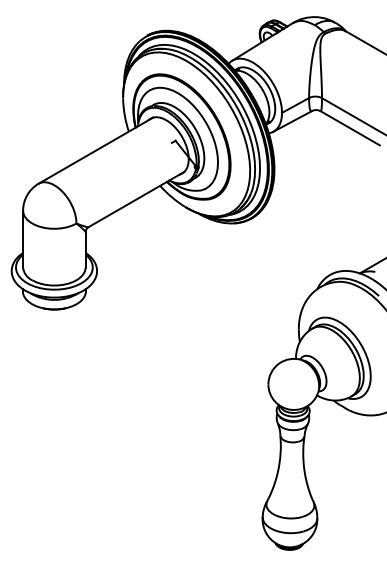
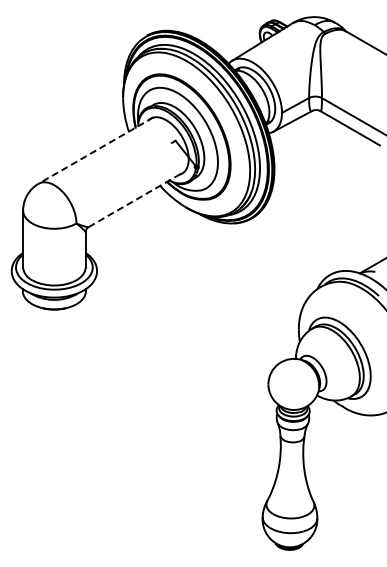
line: solid -> dashed (95, 150)
line: solid -> dashed (137, 199)
